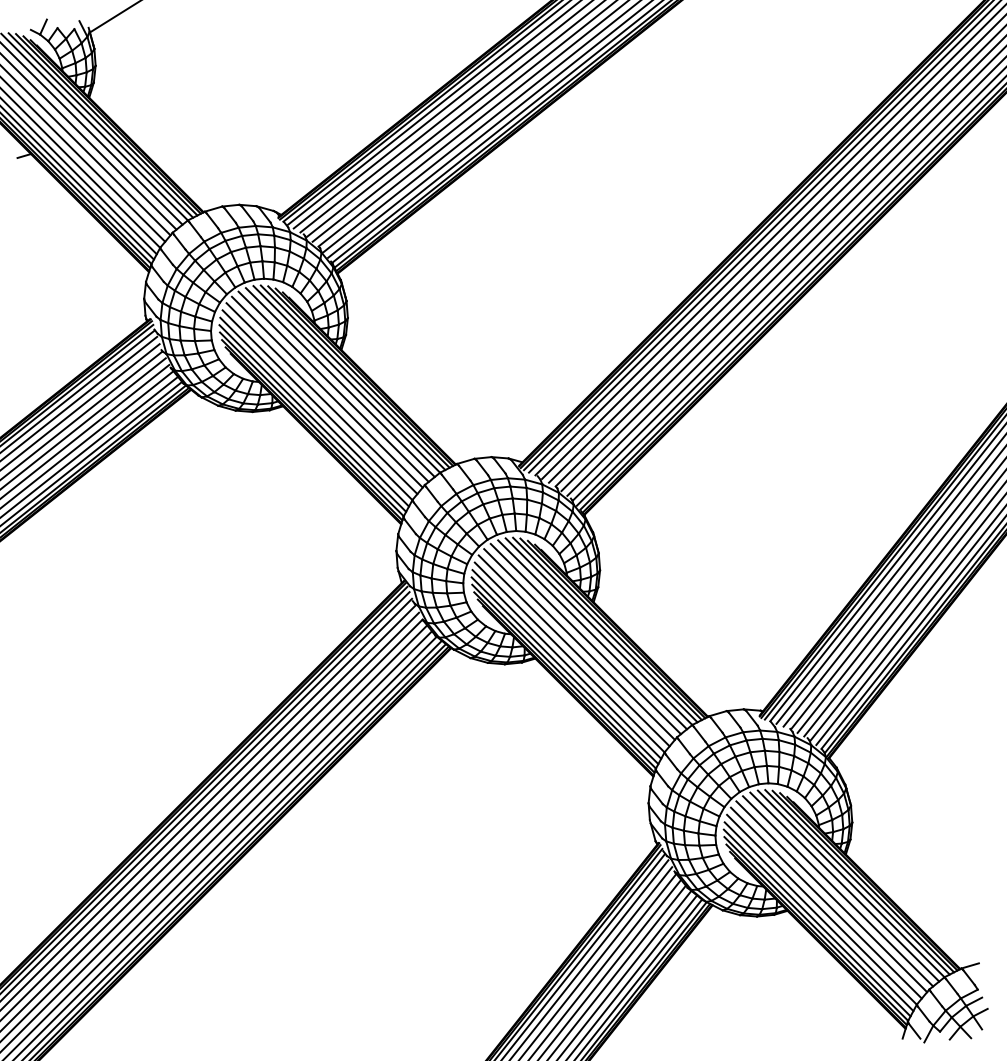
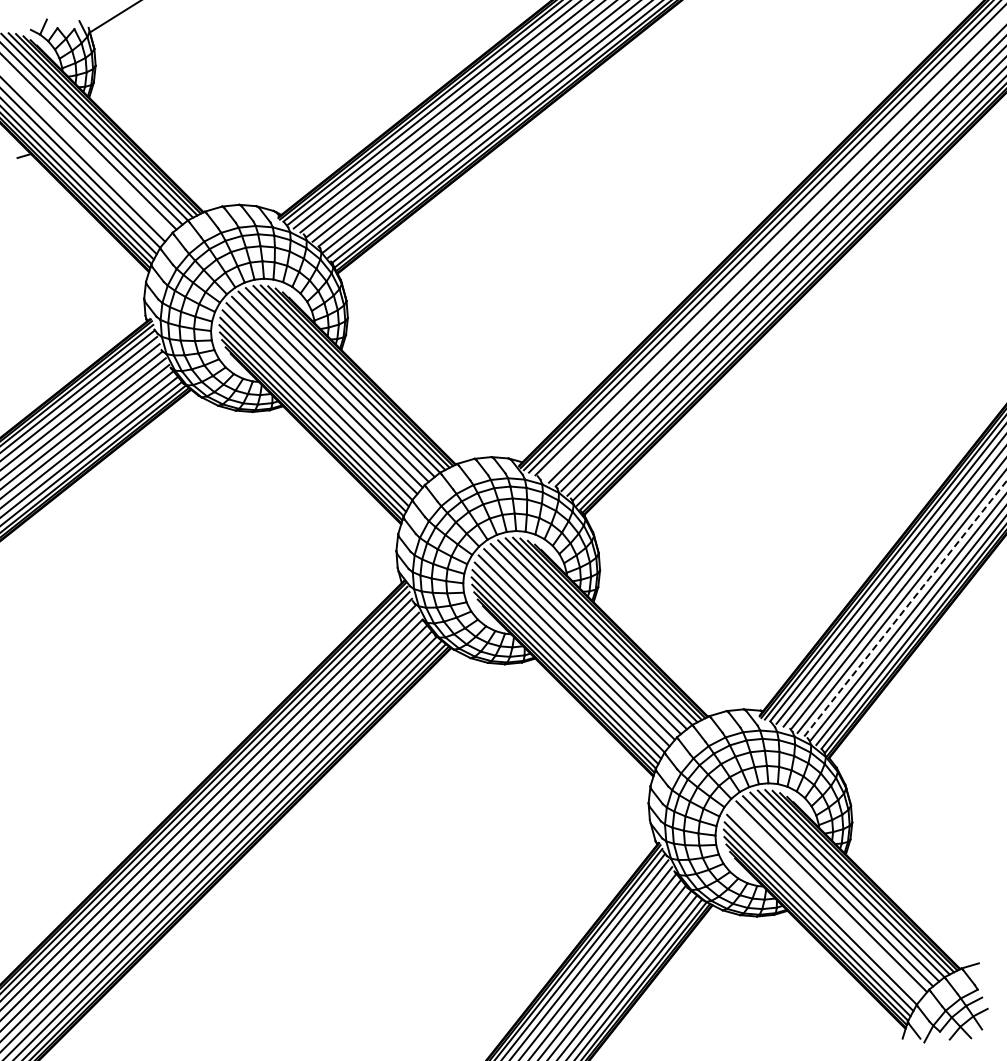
line: present -> none (86, 151)
line: present -> none (772, 247)
line: solid -> dashed (905, 608)
line: present -> none (825, 902)
